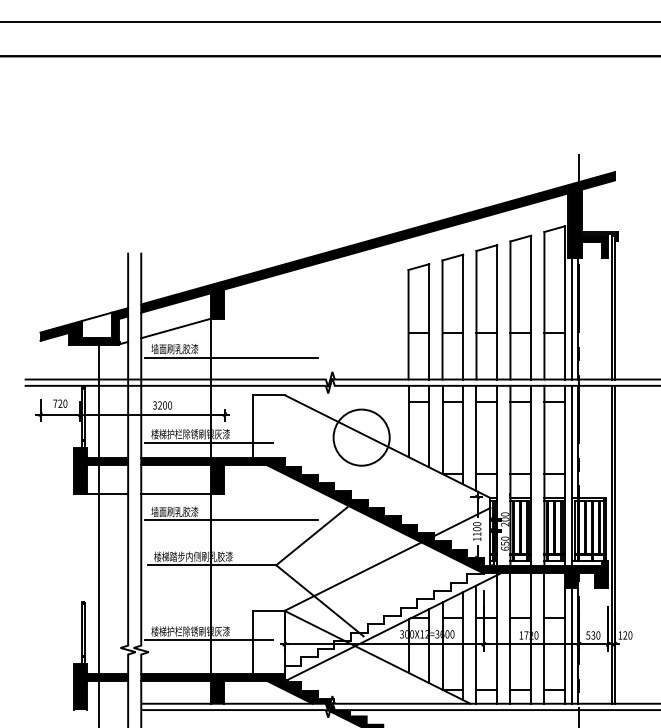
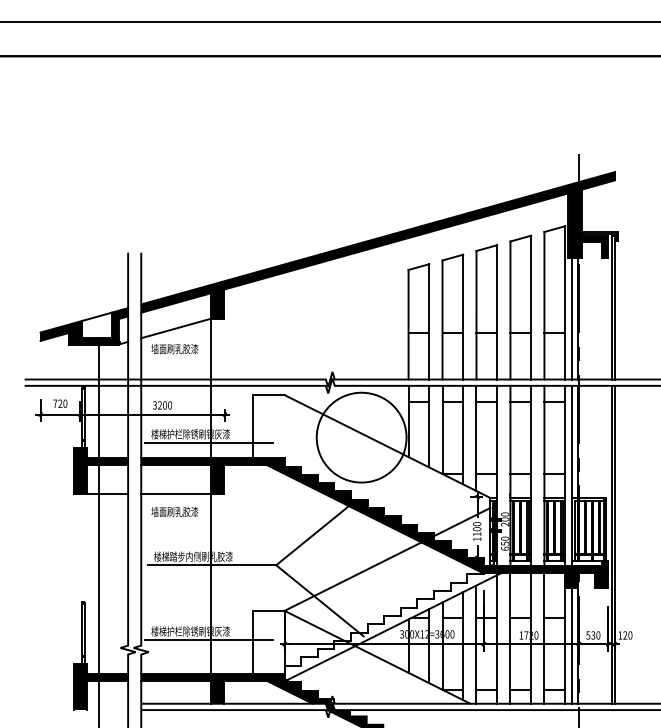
line: present -> none (231, 357)
circle diameter: 56 px -> 90 px (361, 437)
line: present -> none (231, 520)
